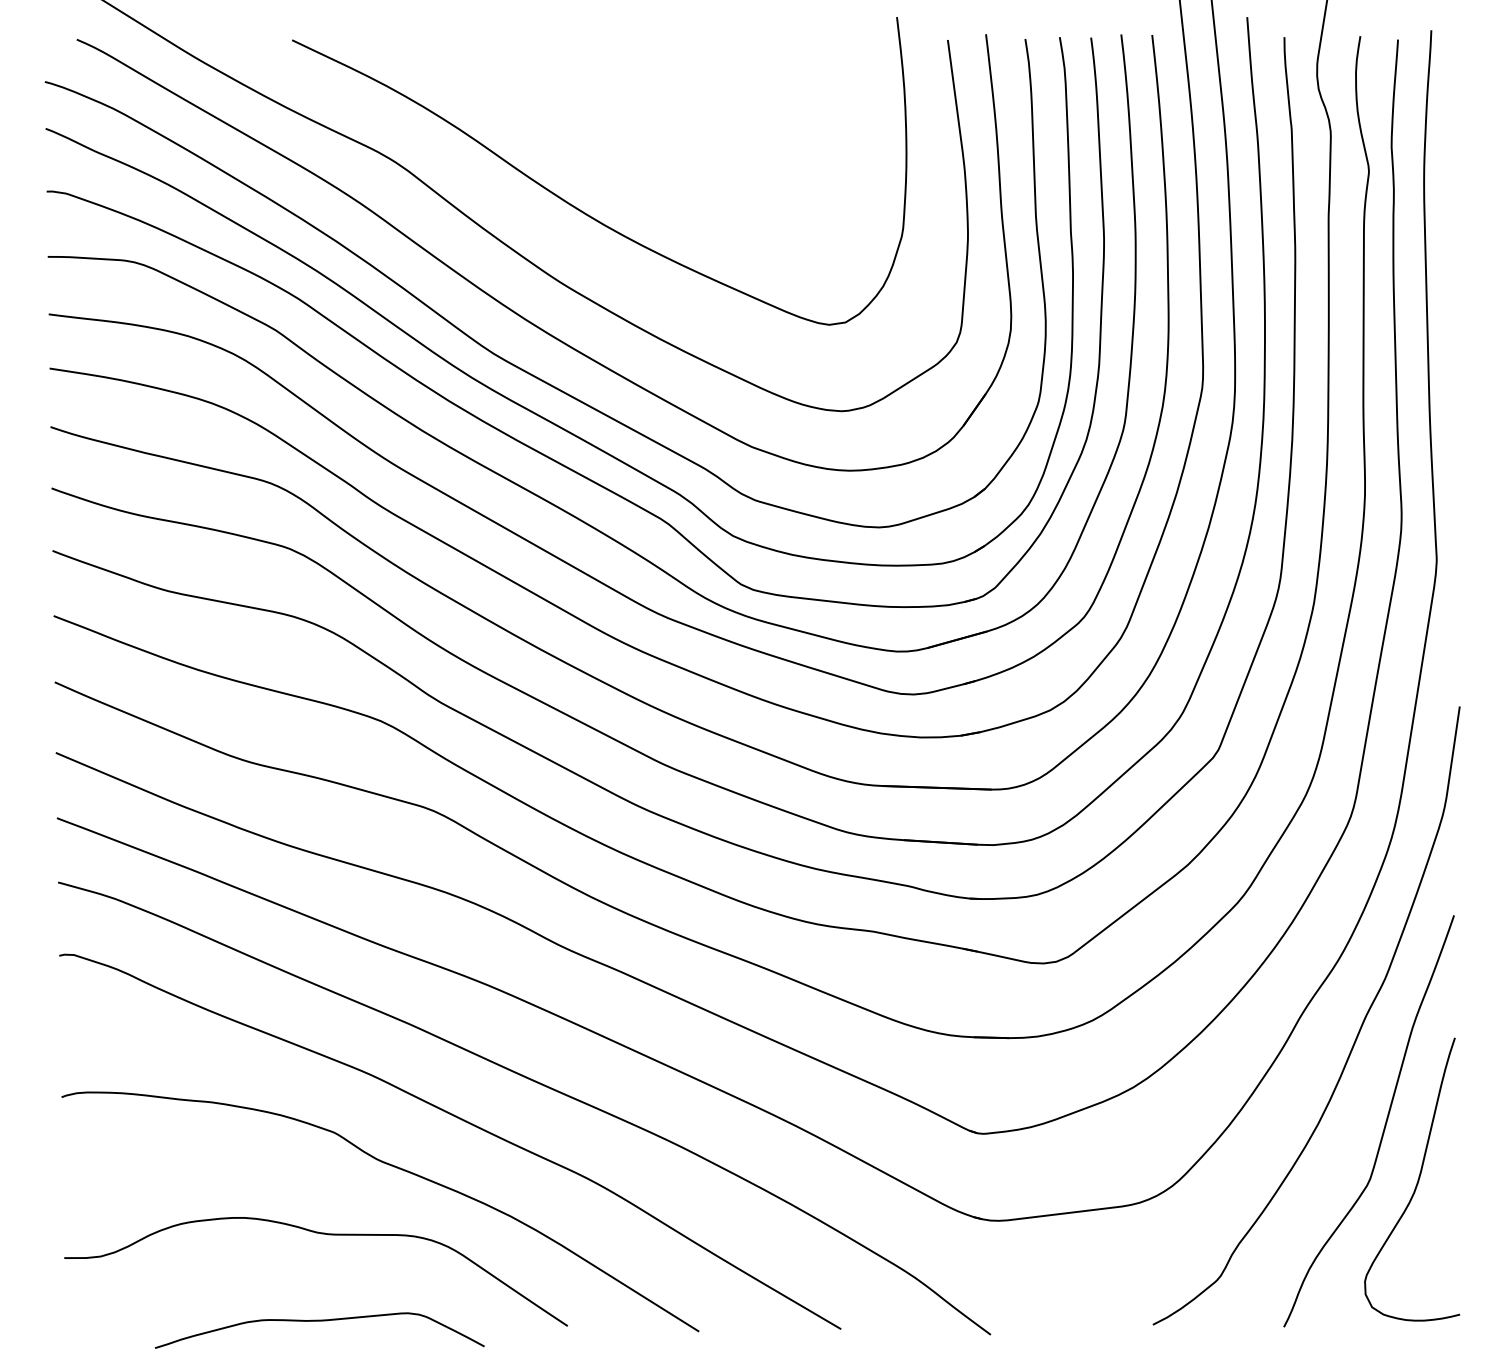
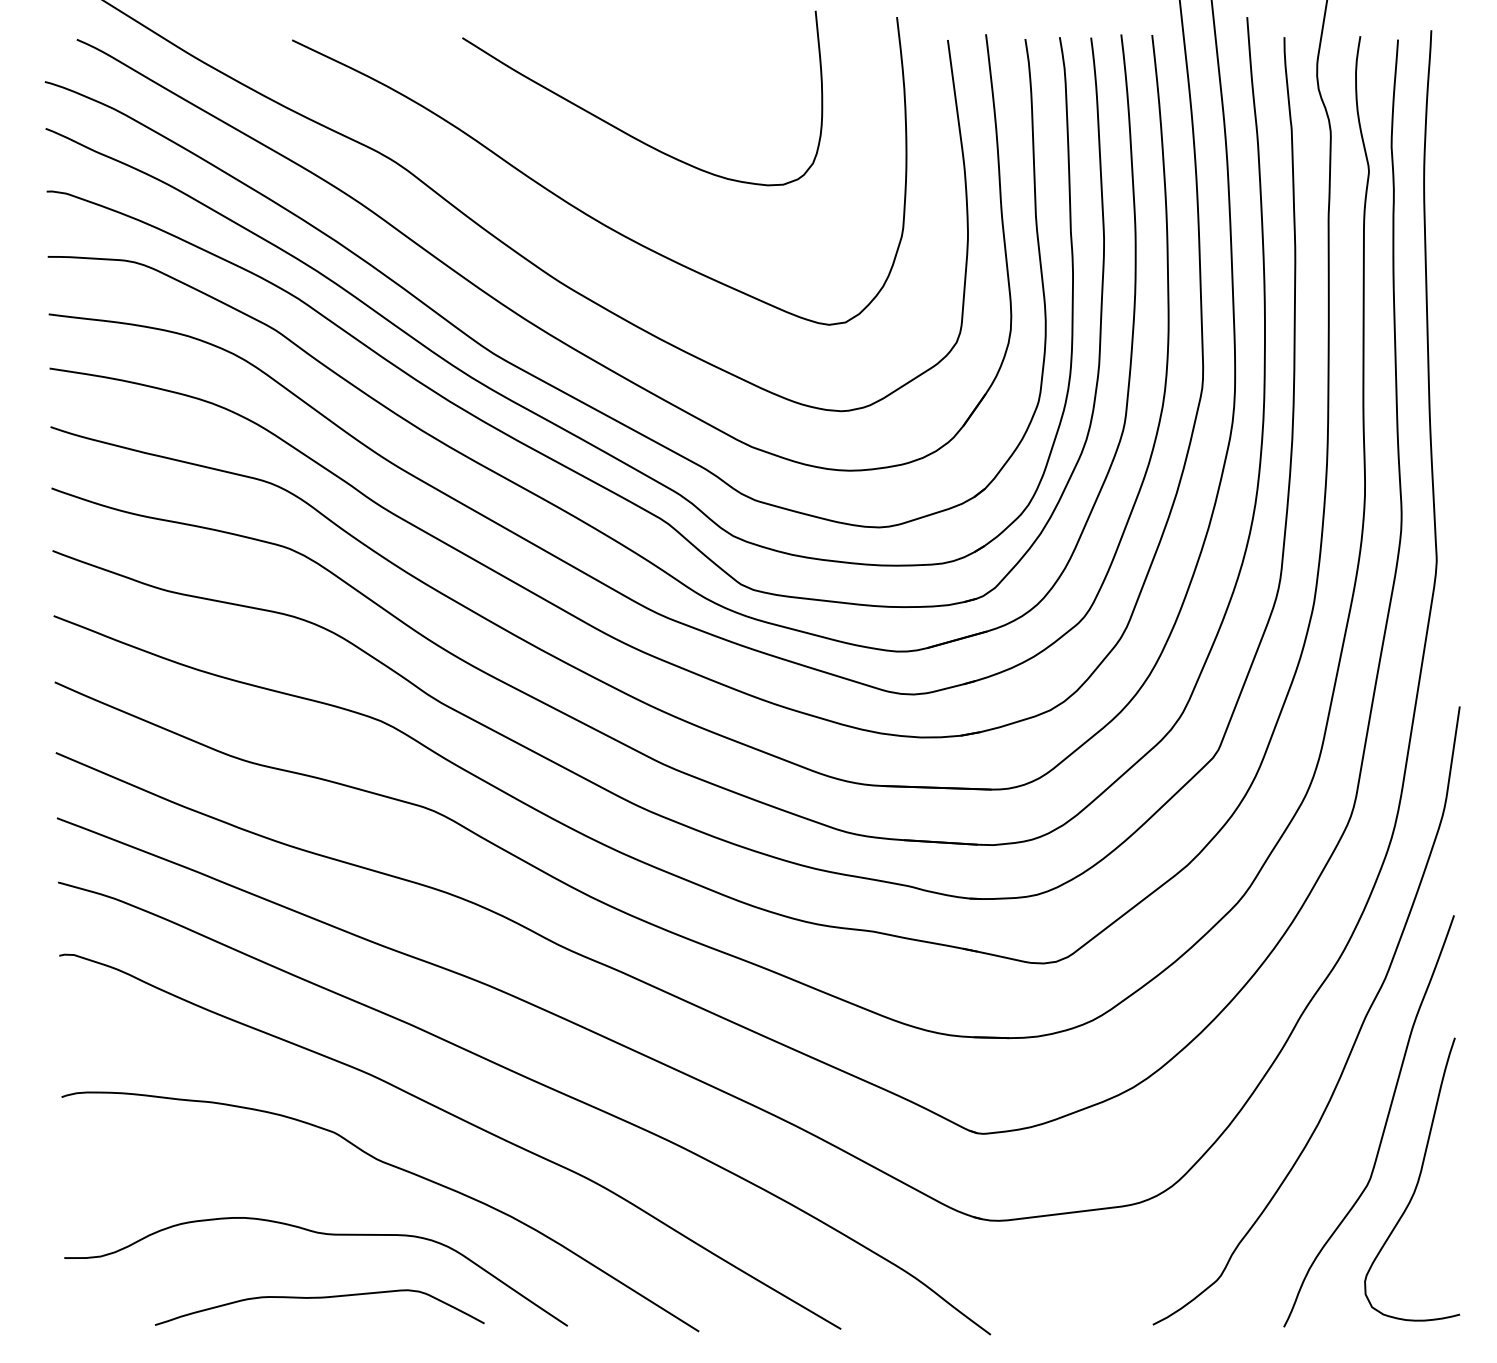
curve: none -> present (623, 130)
curve position: (319, 1321) -> (319, 1298) (319, 1298)
